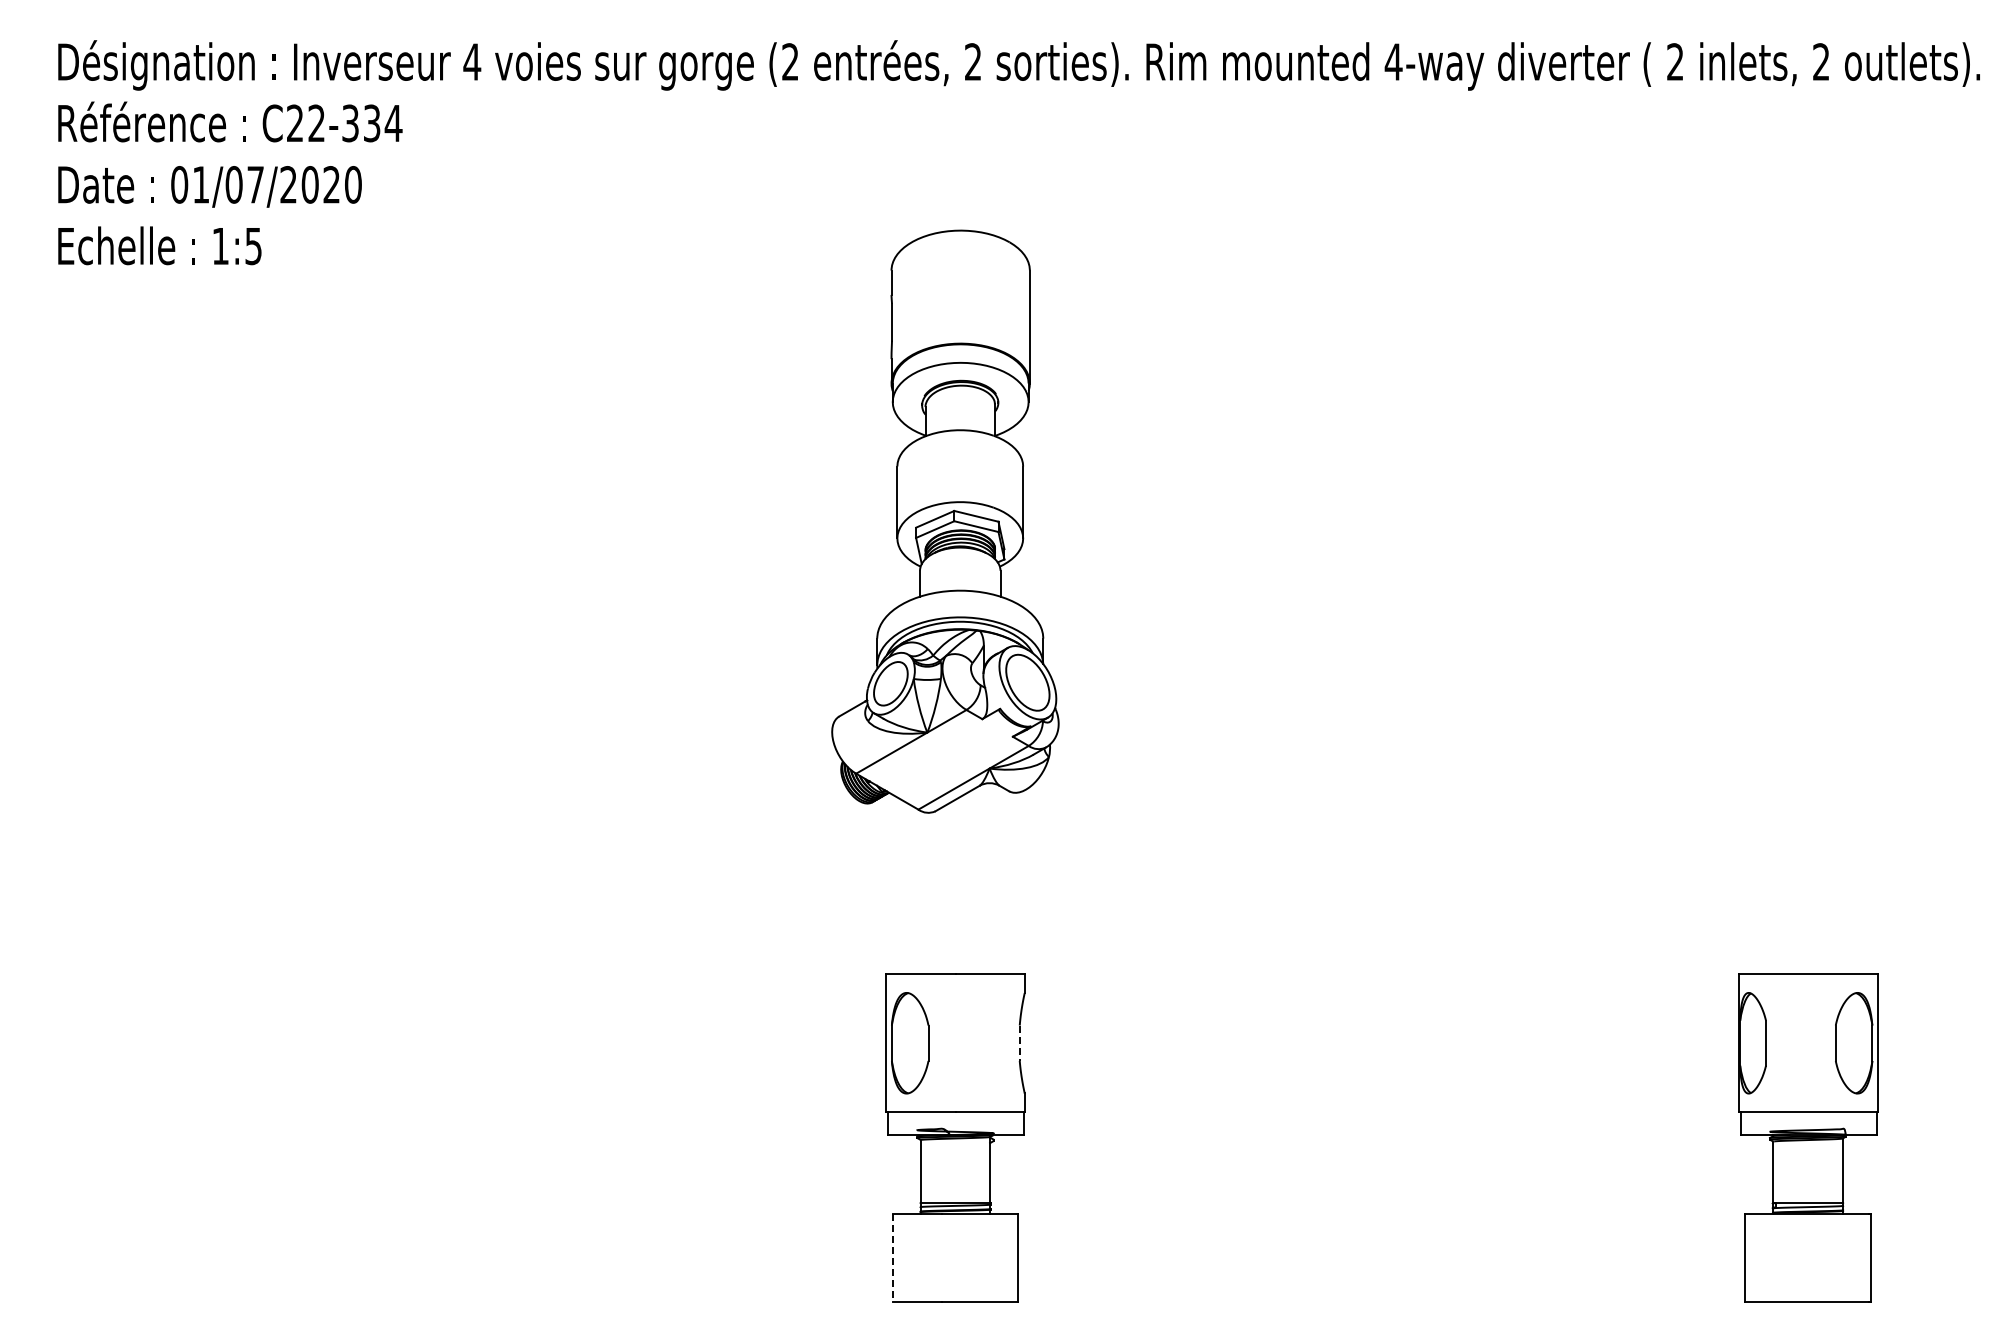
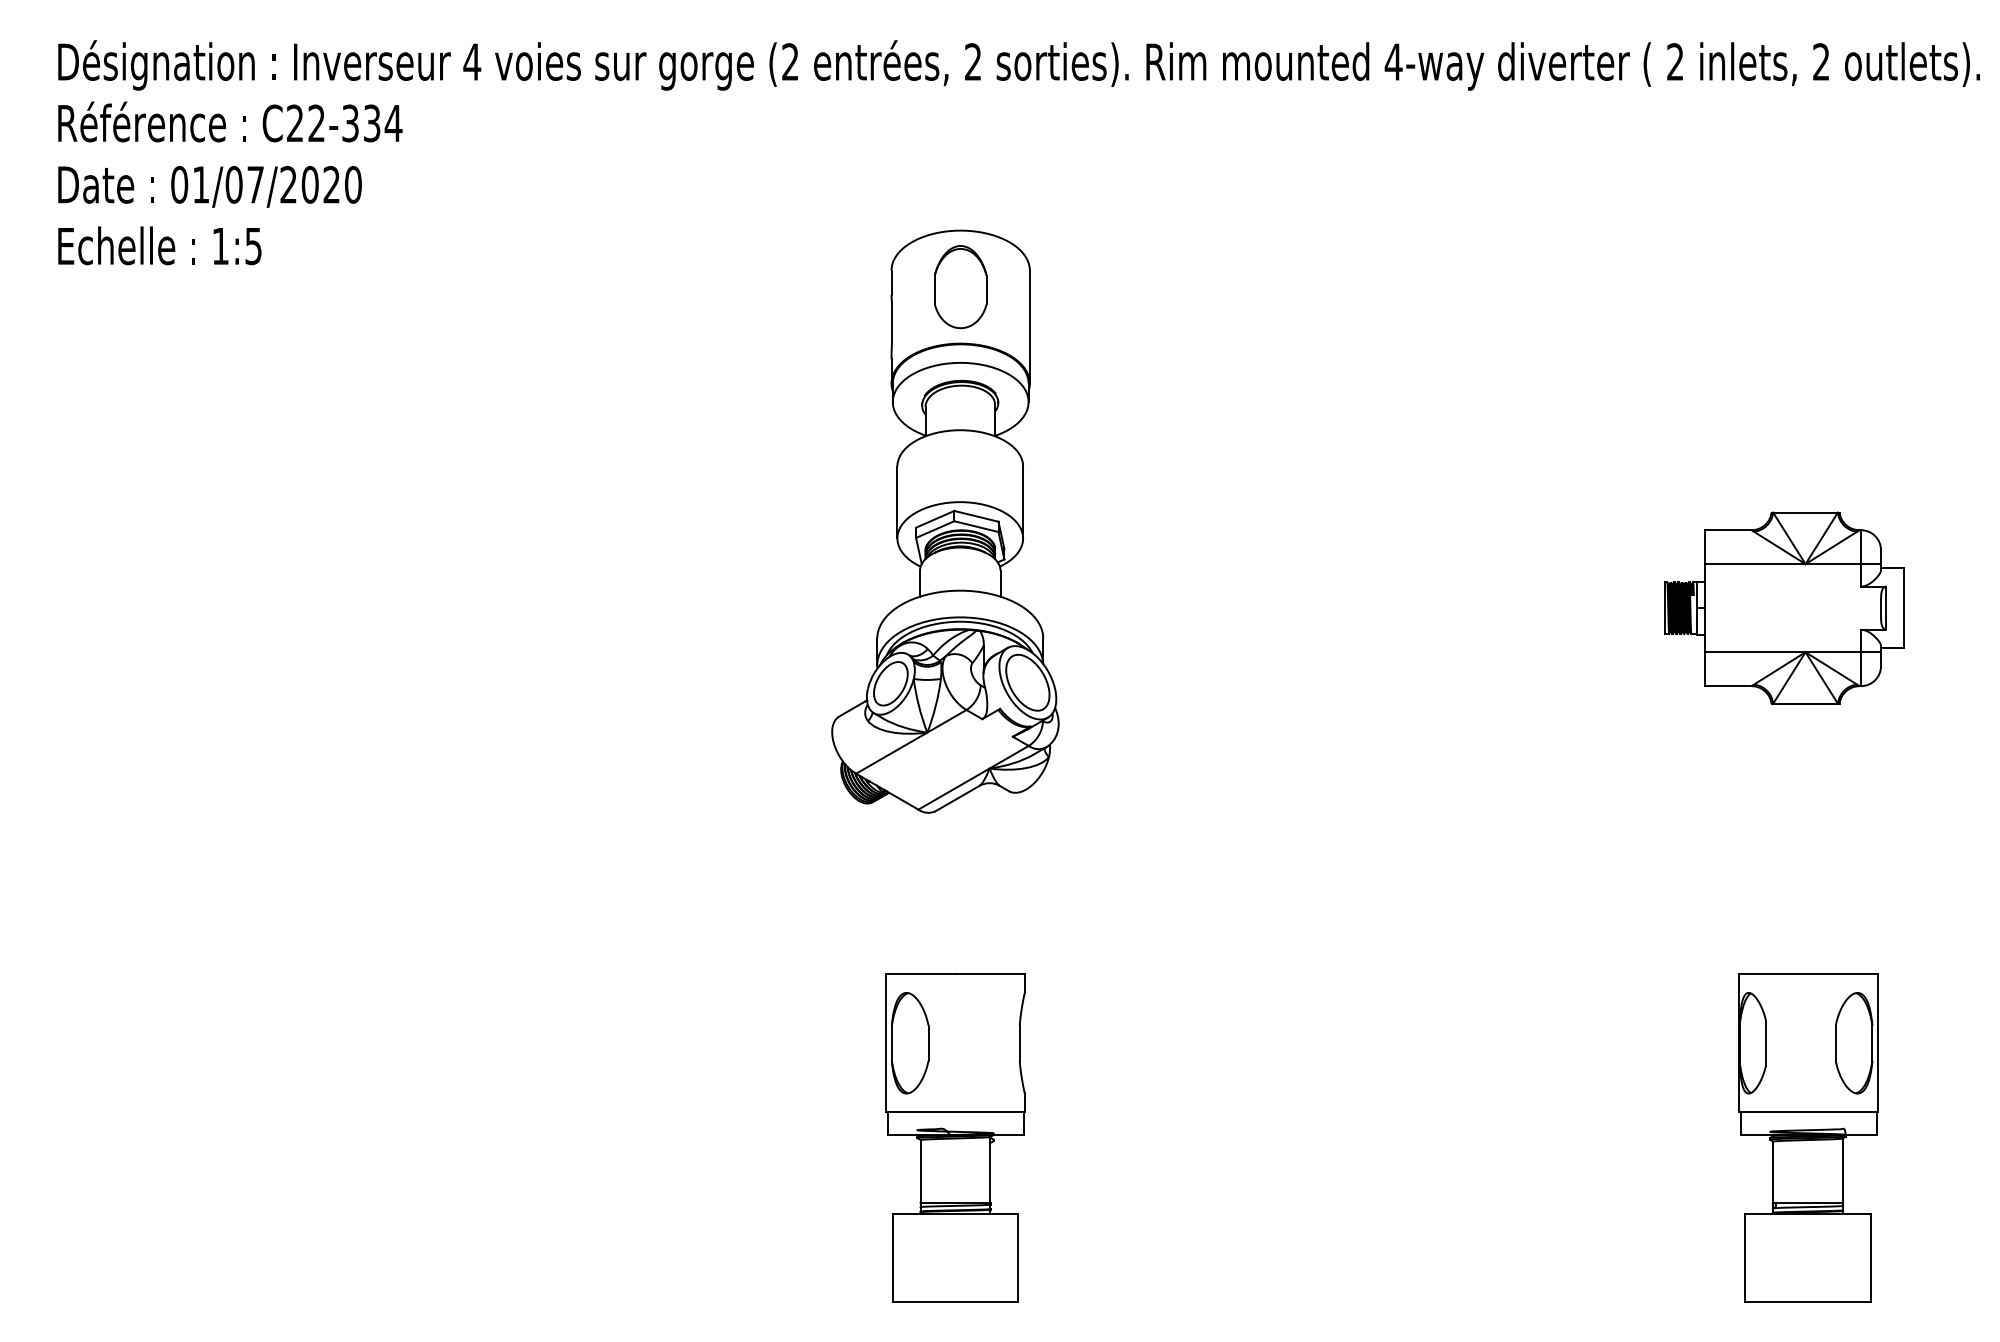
part: none -> present (960, 287)
part: none -> present (1784, 607)
line: dashed -> solid (1019, 1043)
line: dashed -> solid (892, 1258)
